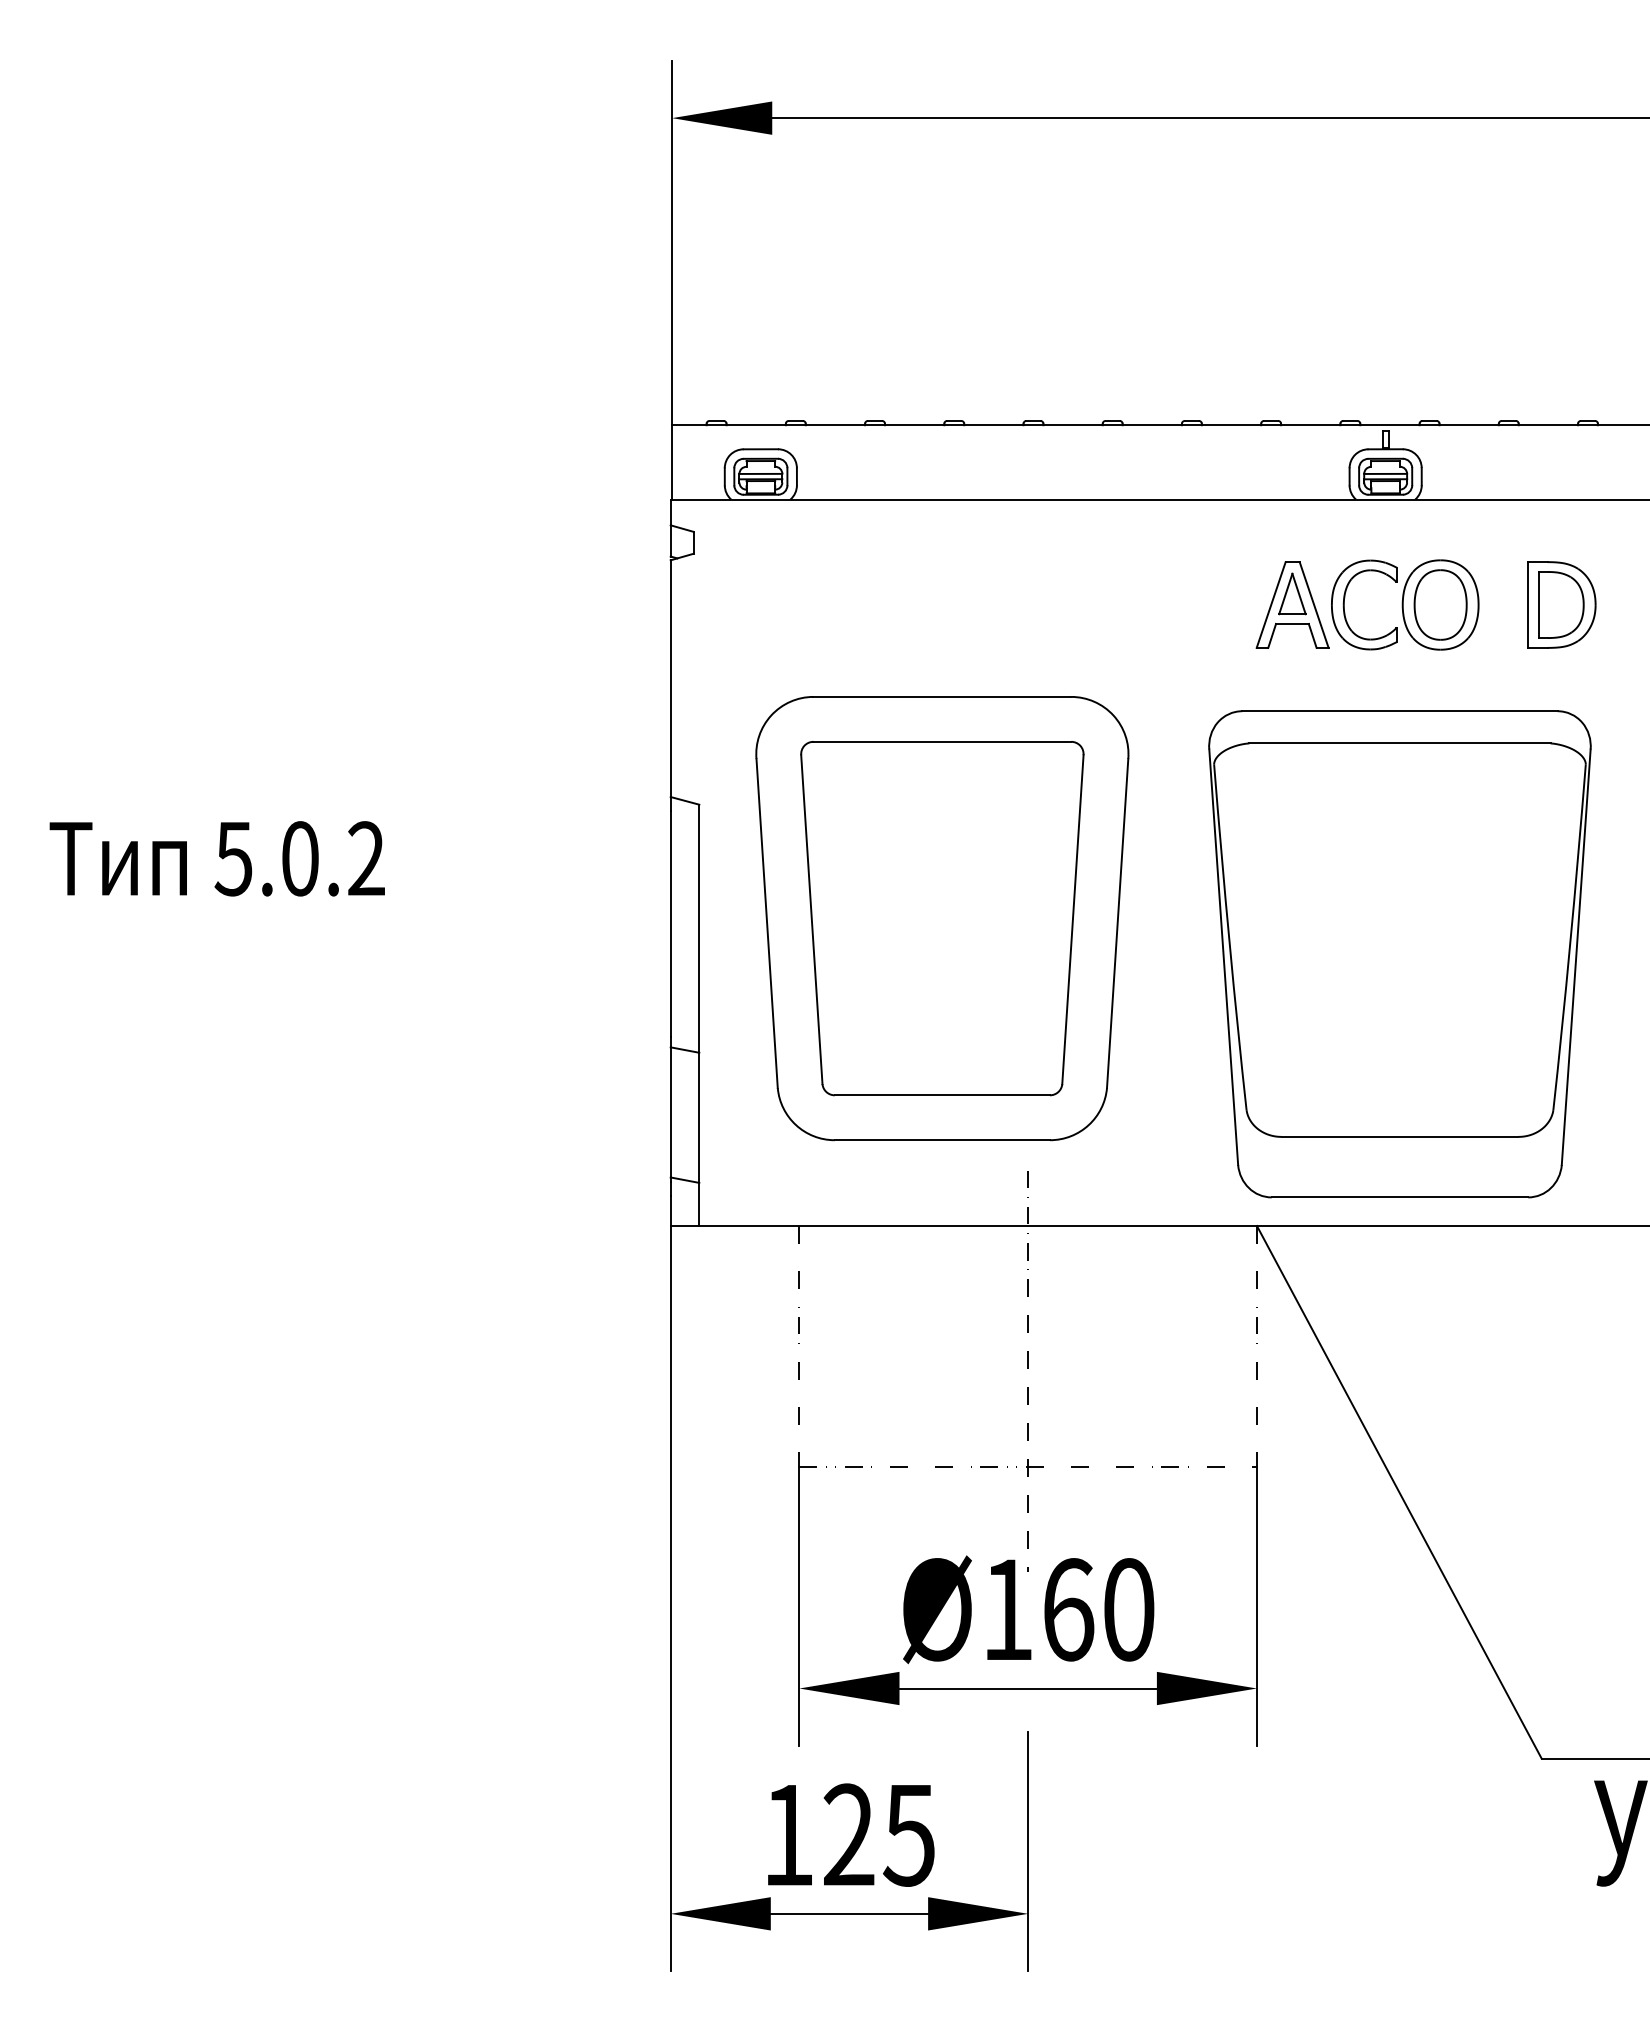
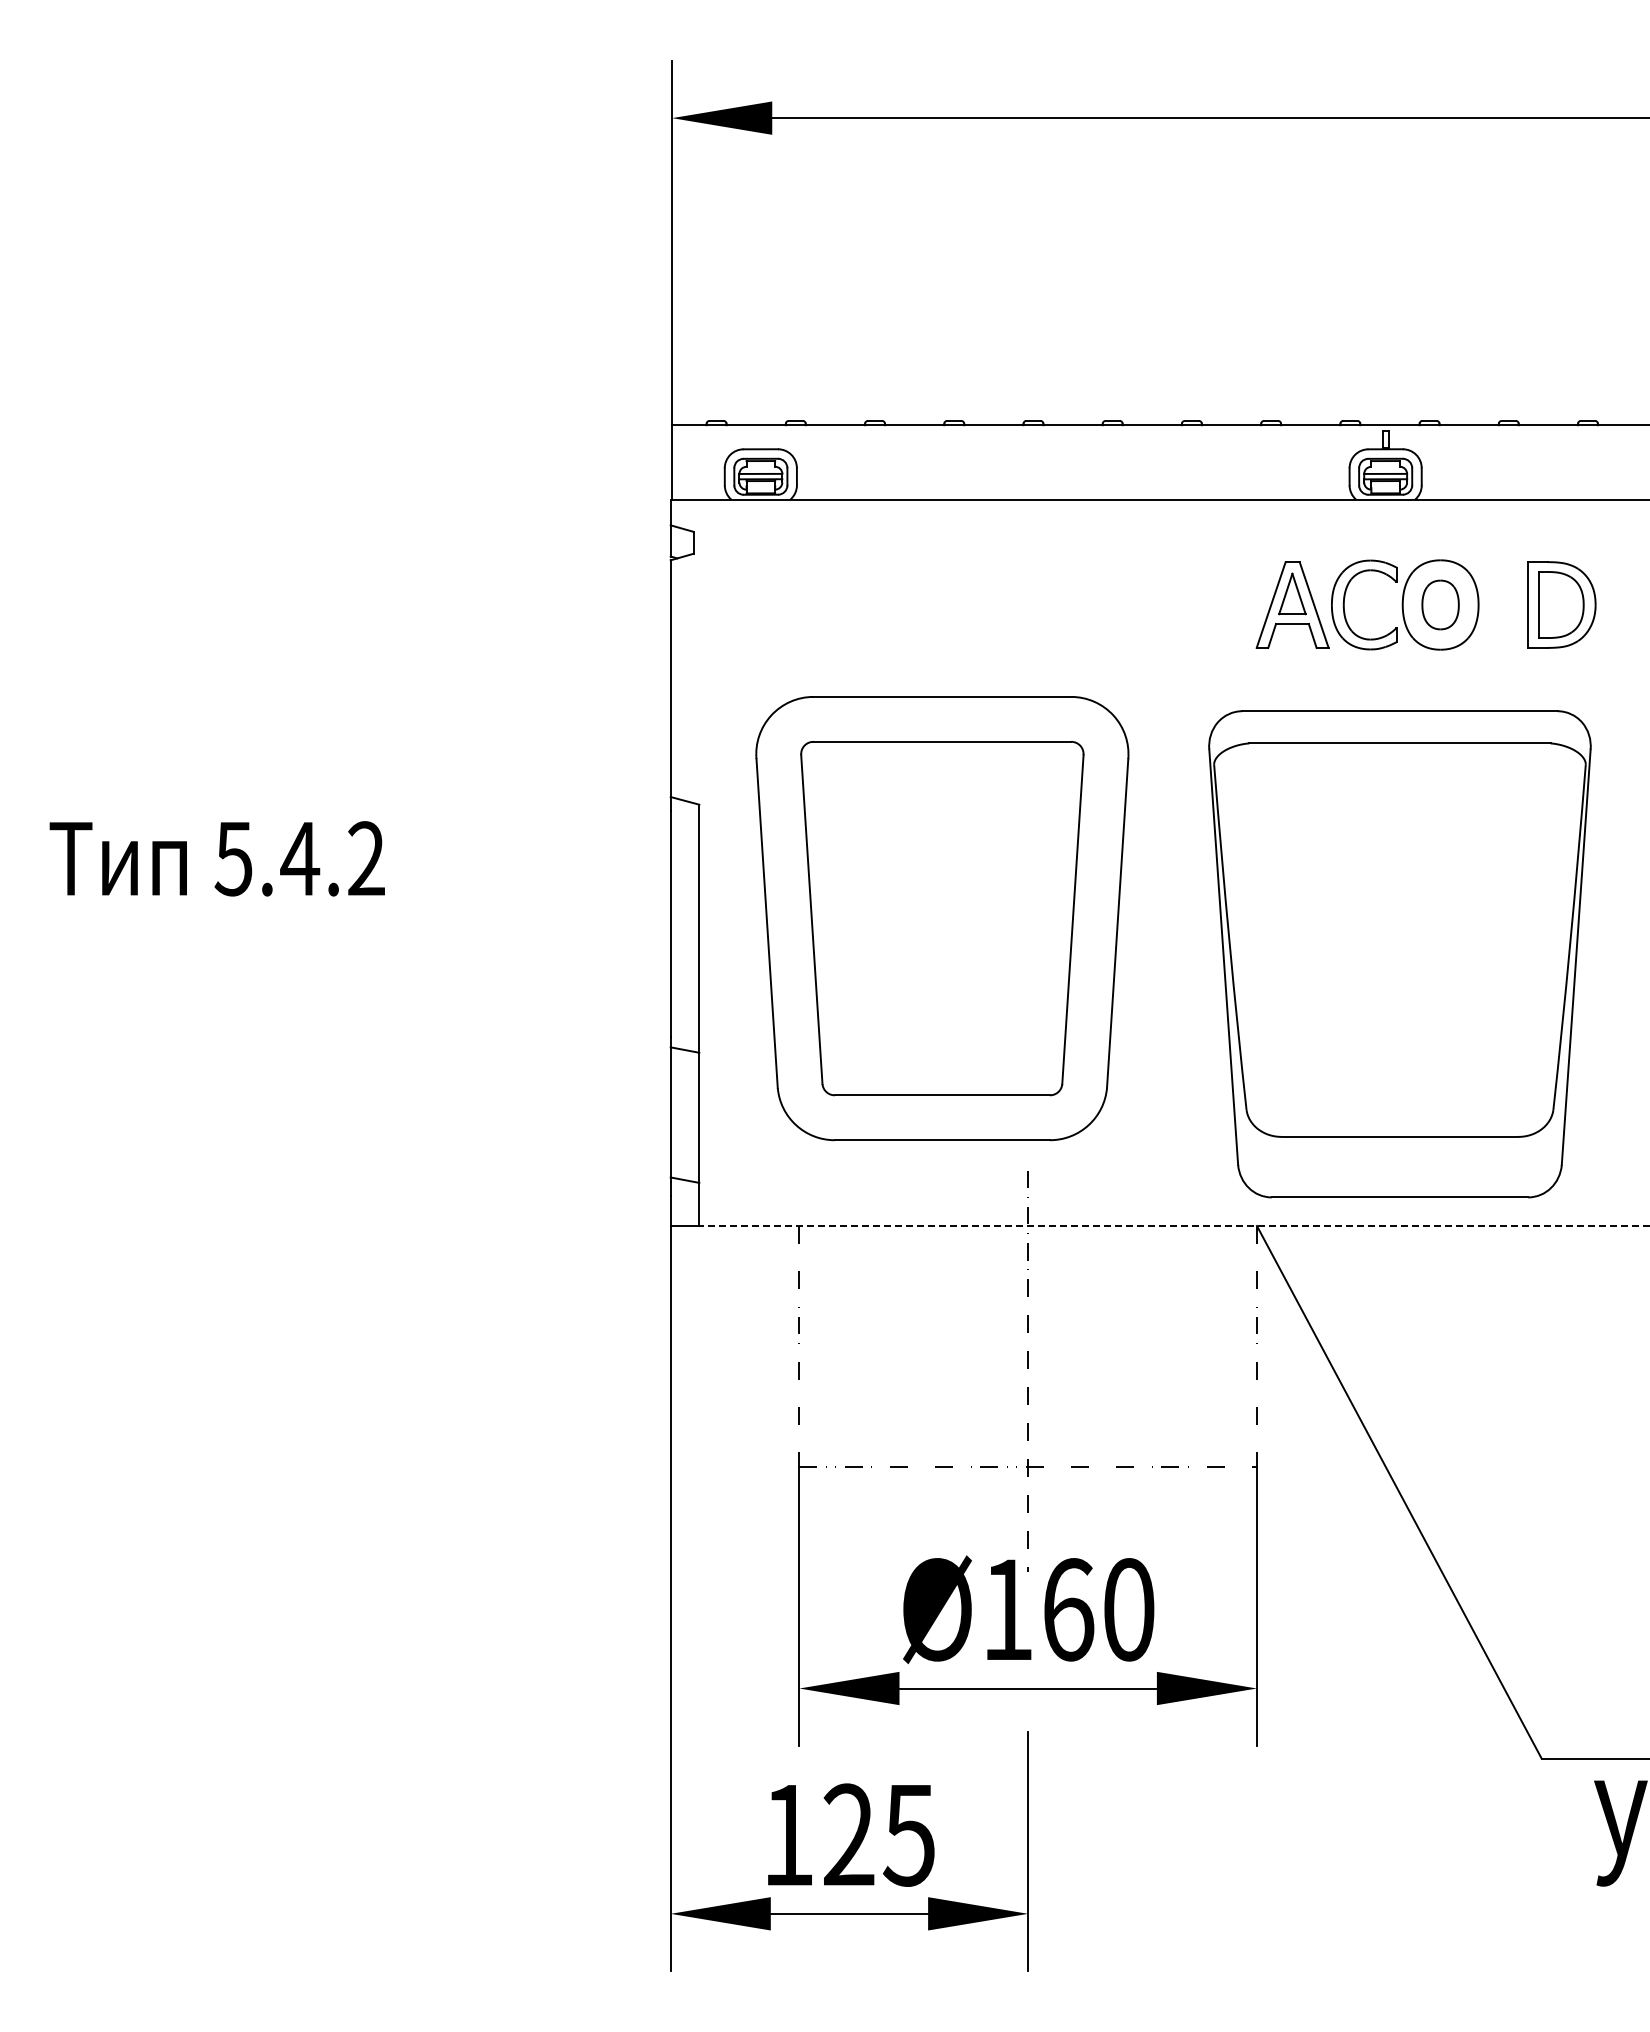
part size: 55x72 px -> 39x52 px (1440, 604)
text: 5.0.2 -> 5.4.2 (300, 858)
line: solid -> dashed (1174, 1226)
